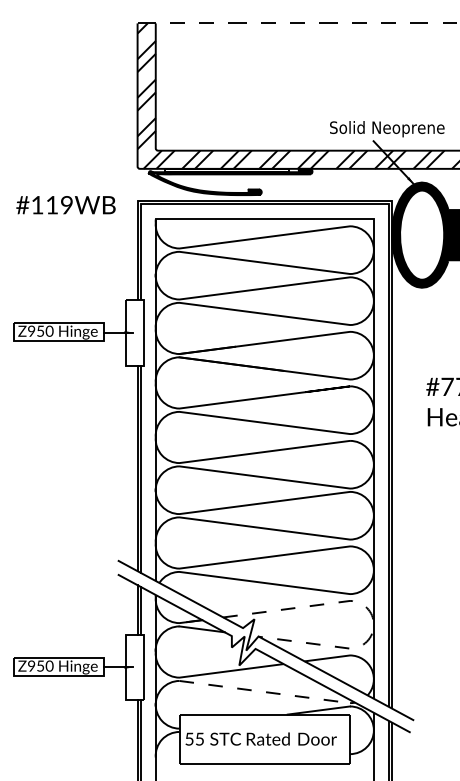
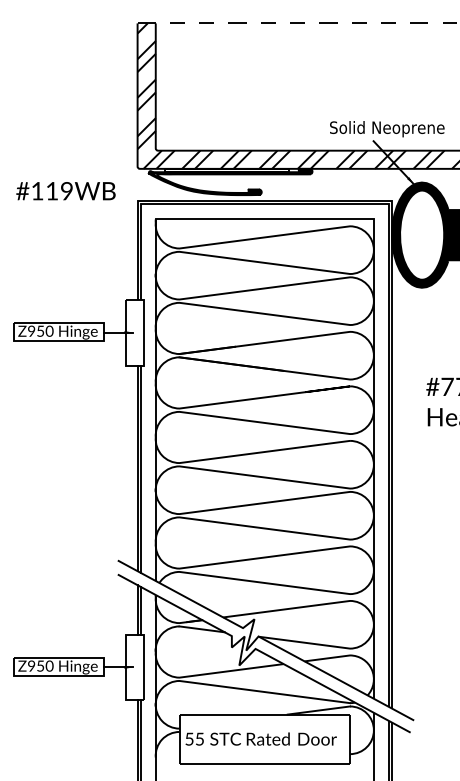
text position: (65, 205) -> (65, 191) (65, 191)
line: dashed -> solid (369, 611)
line: dashed -> solid (264, 692)
